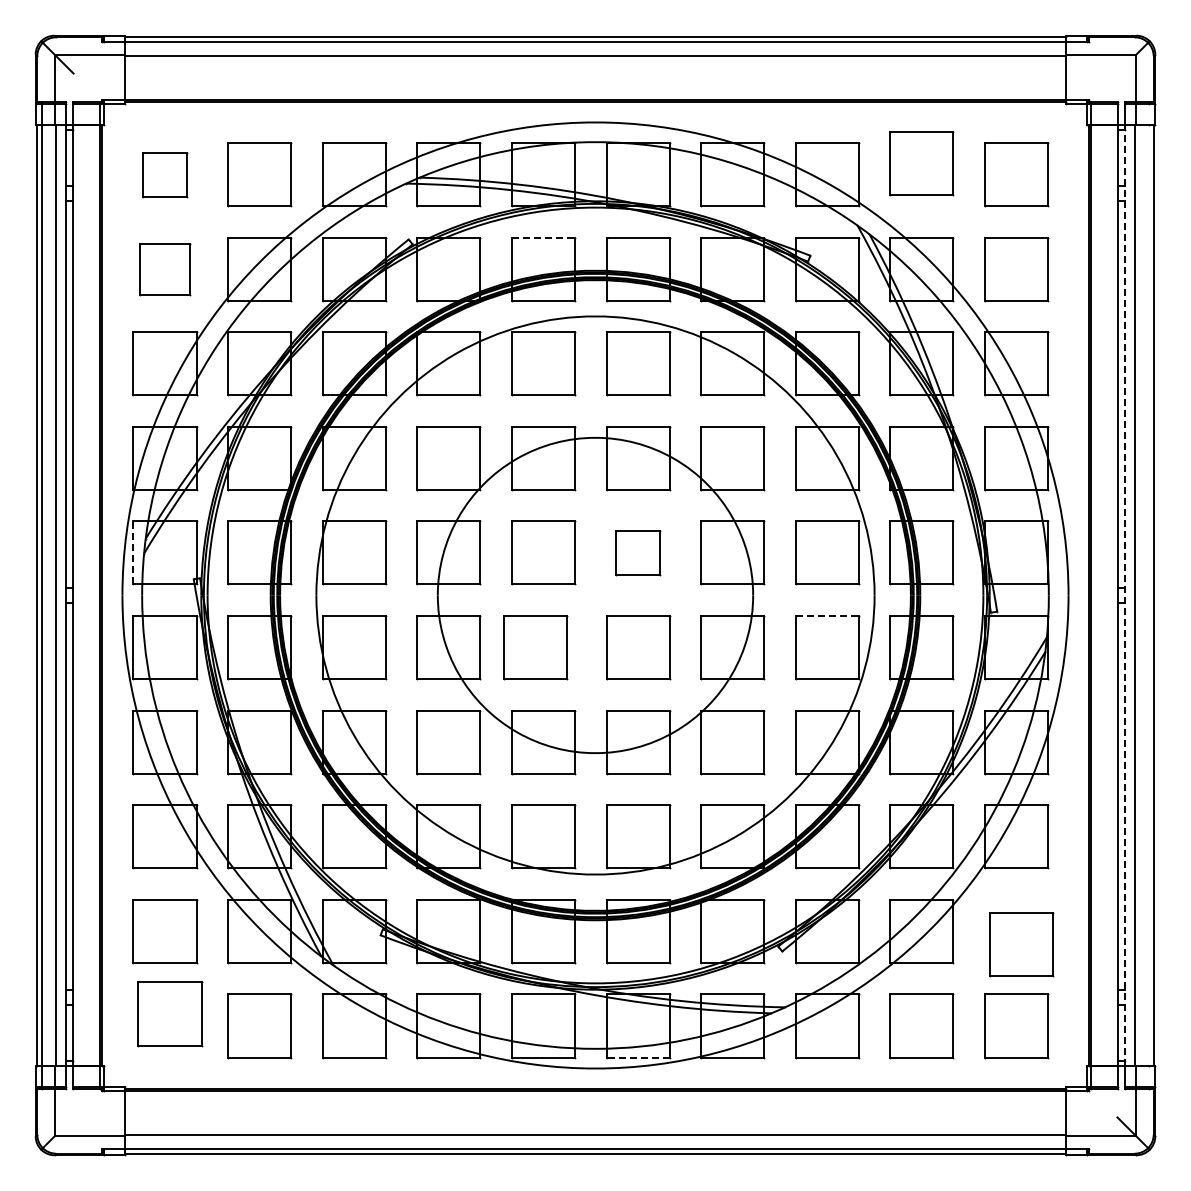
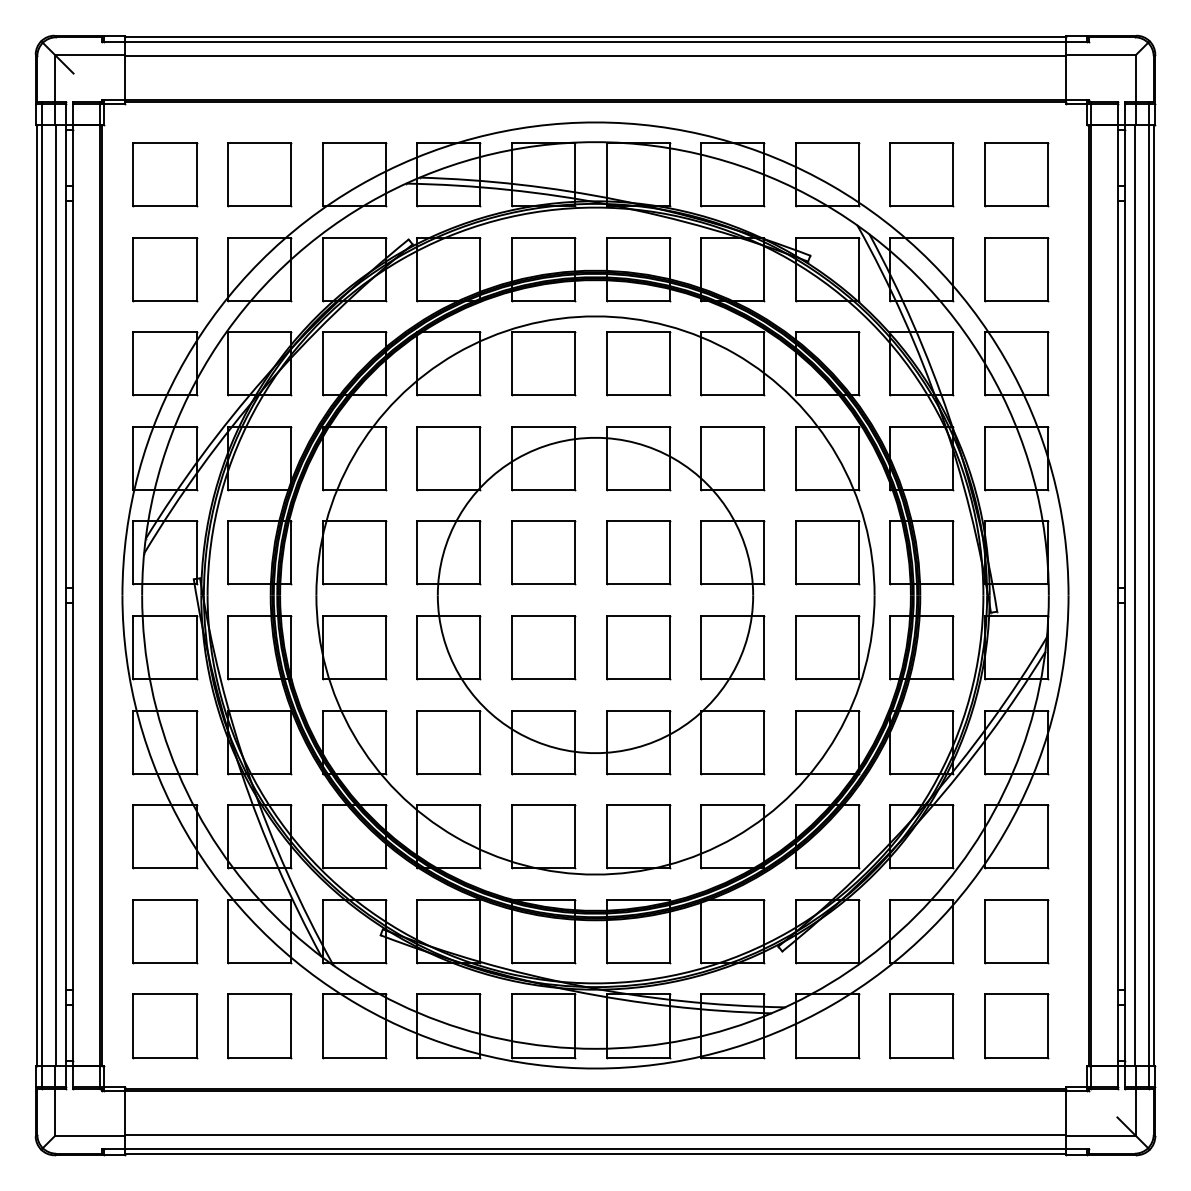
part position: (921, 163) -> (921, 174) (921, 174)
part size: 47x47 px -> 67x66 px (165, 174)
line: dashed -> solid (543, 237)
part size: 53x54 px -> 67x66 px (165, 269)
line: dashed -> solid (133, 552)
part size: 47x47 px -> 66x66 px (638, 552)
line: dashed -> solid (1124, 595)
line: none -> present (1148, 595)
line: dashed -> solid (827, 615)
part position: (535, 647) -> (543, 647) (543, 647)
part position: (1021, 944) -> (1016, 931) (1016, 931)
part position: (170, 1014) -> (165, 1026) (165, 1026)
line: dashed -> solid (638, 1057)
